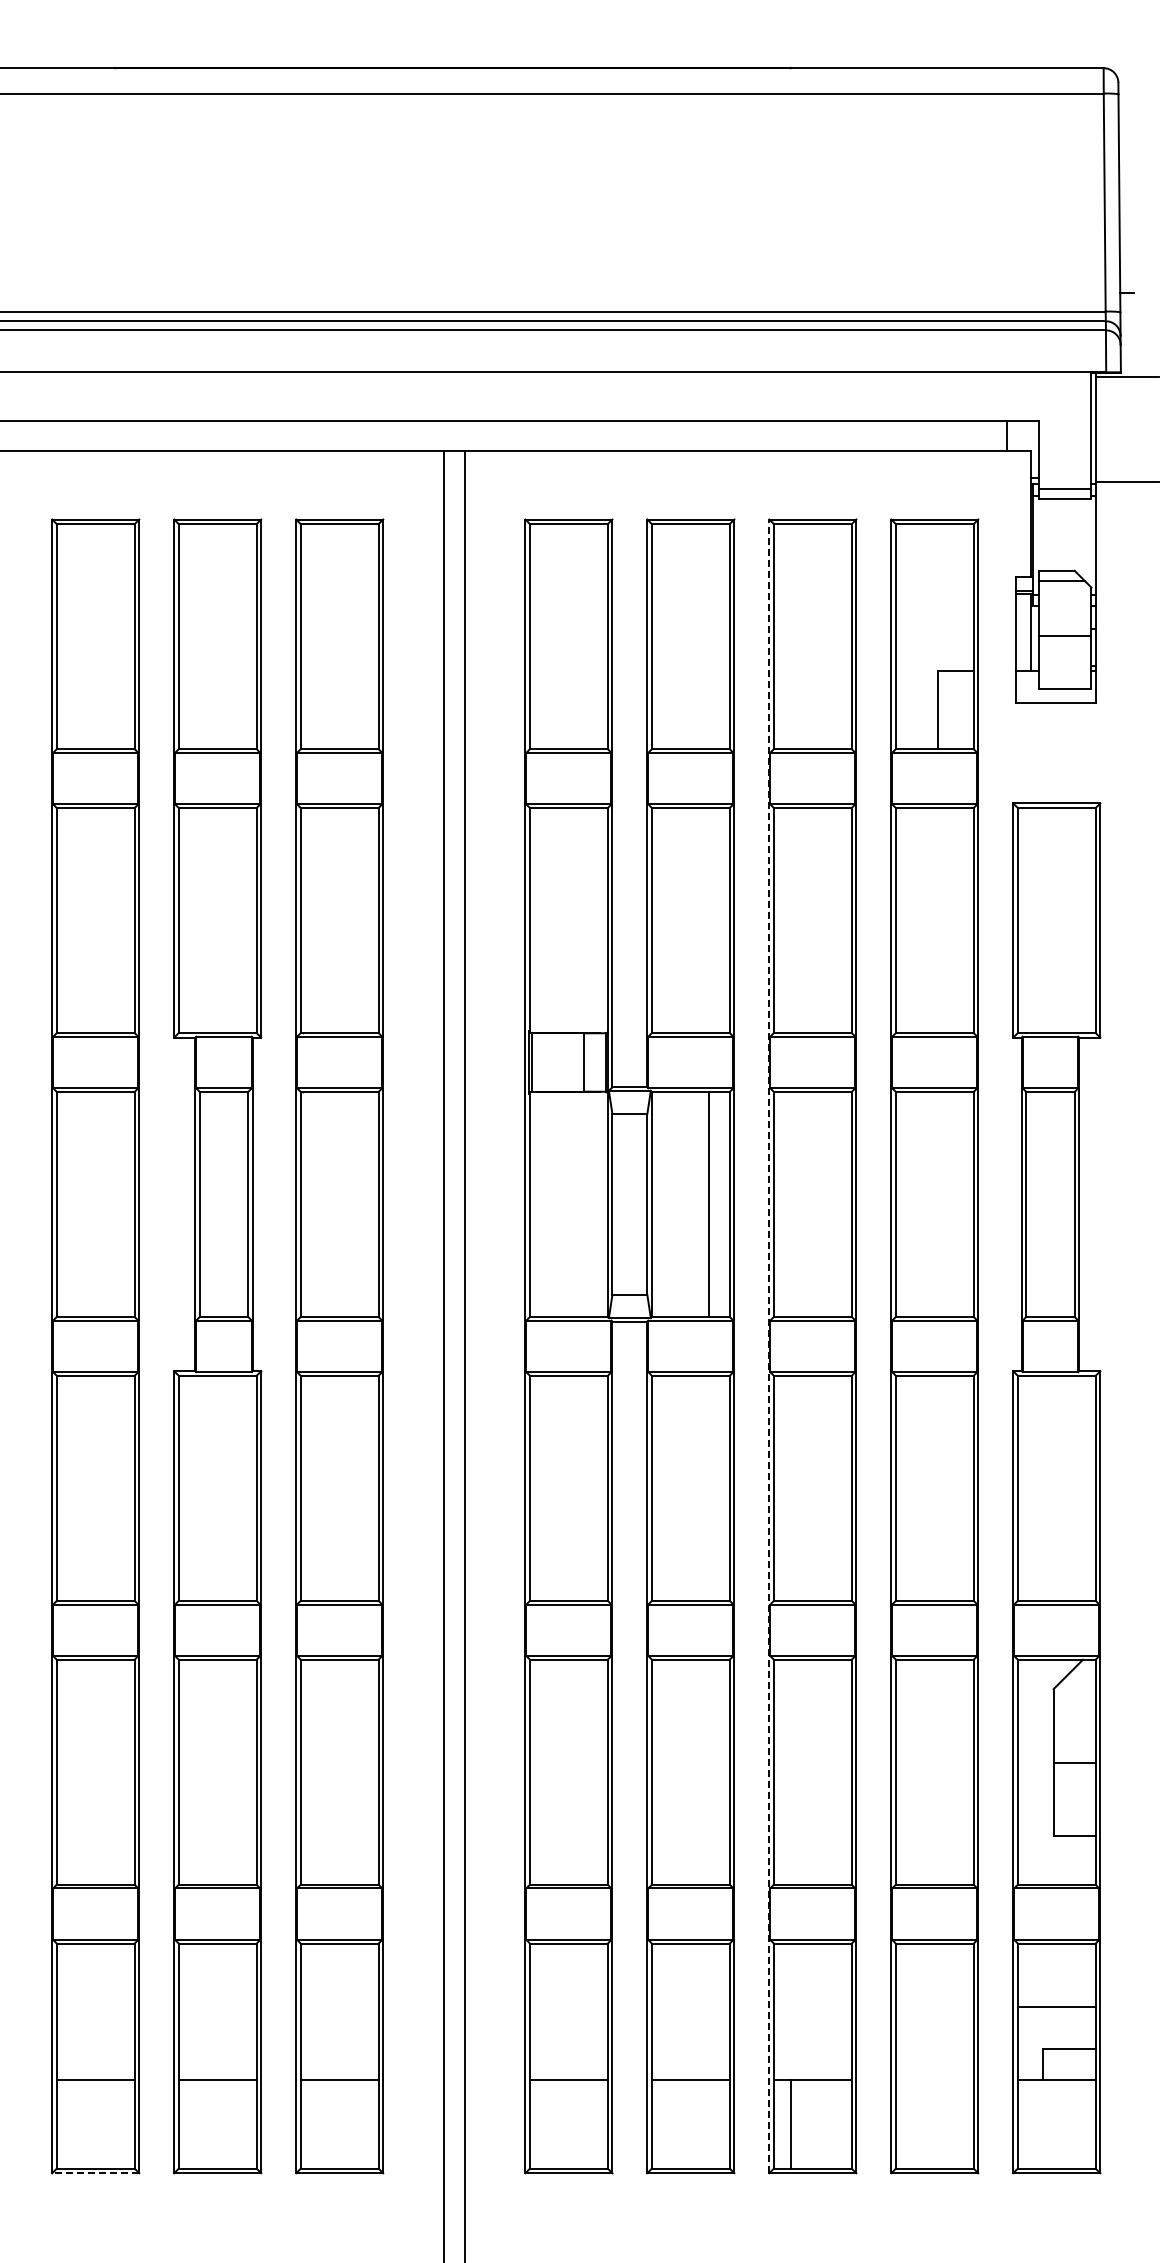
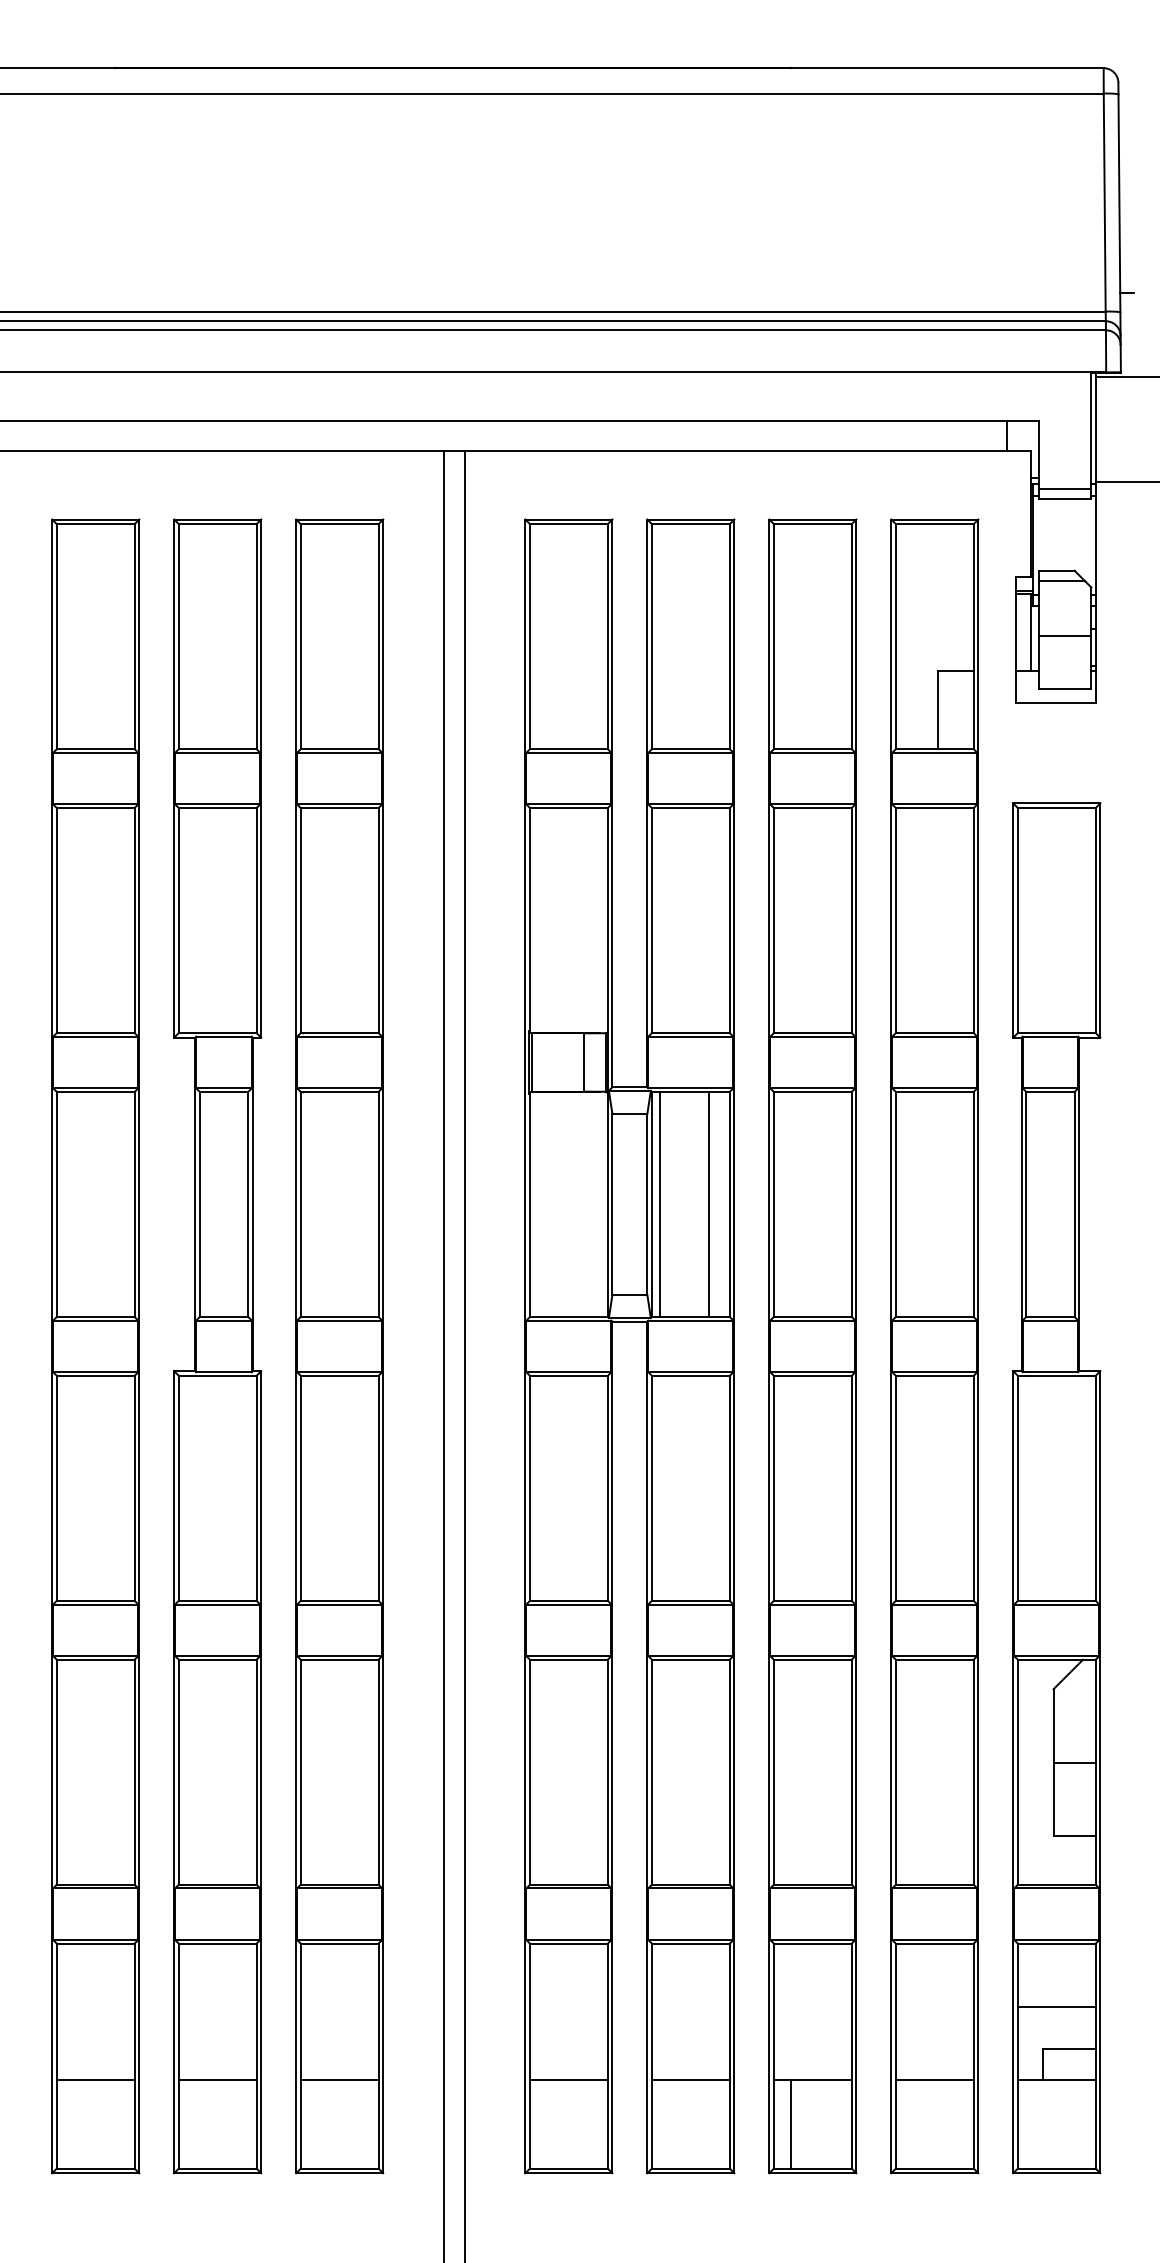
line: none -> present (660, 1203)
line: dashed -> solid (769, 1346)
line: none -> present (934, 2080)
line: dashed -> solid (95, 2173)
